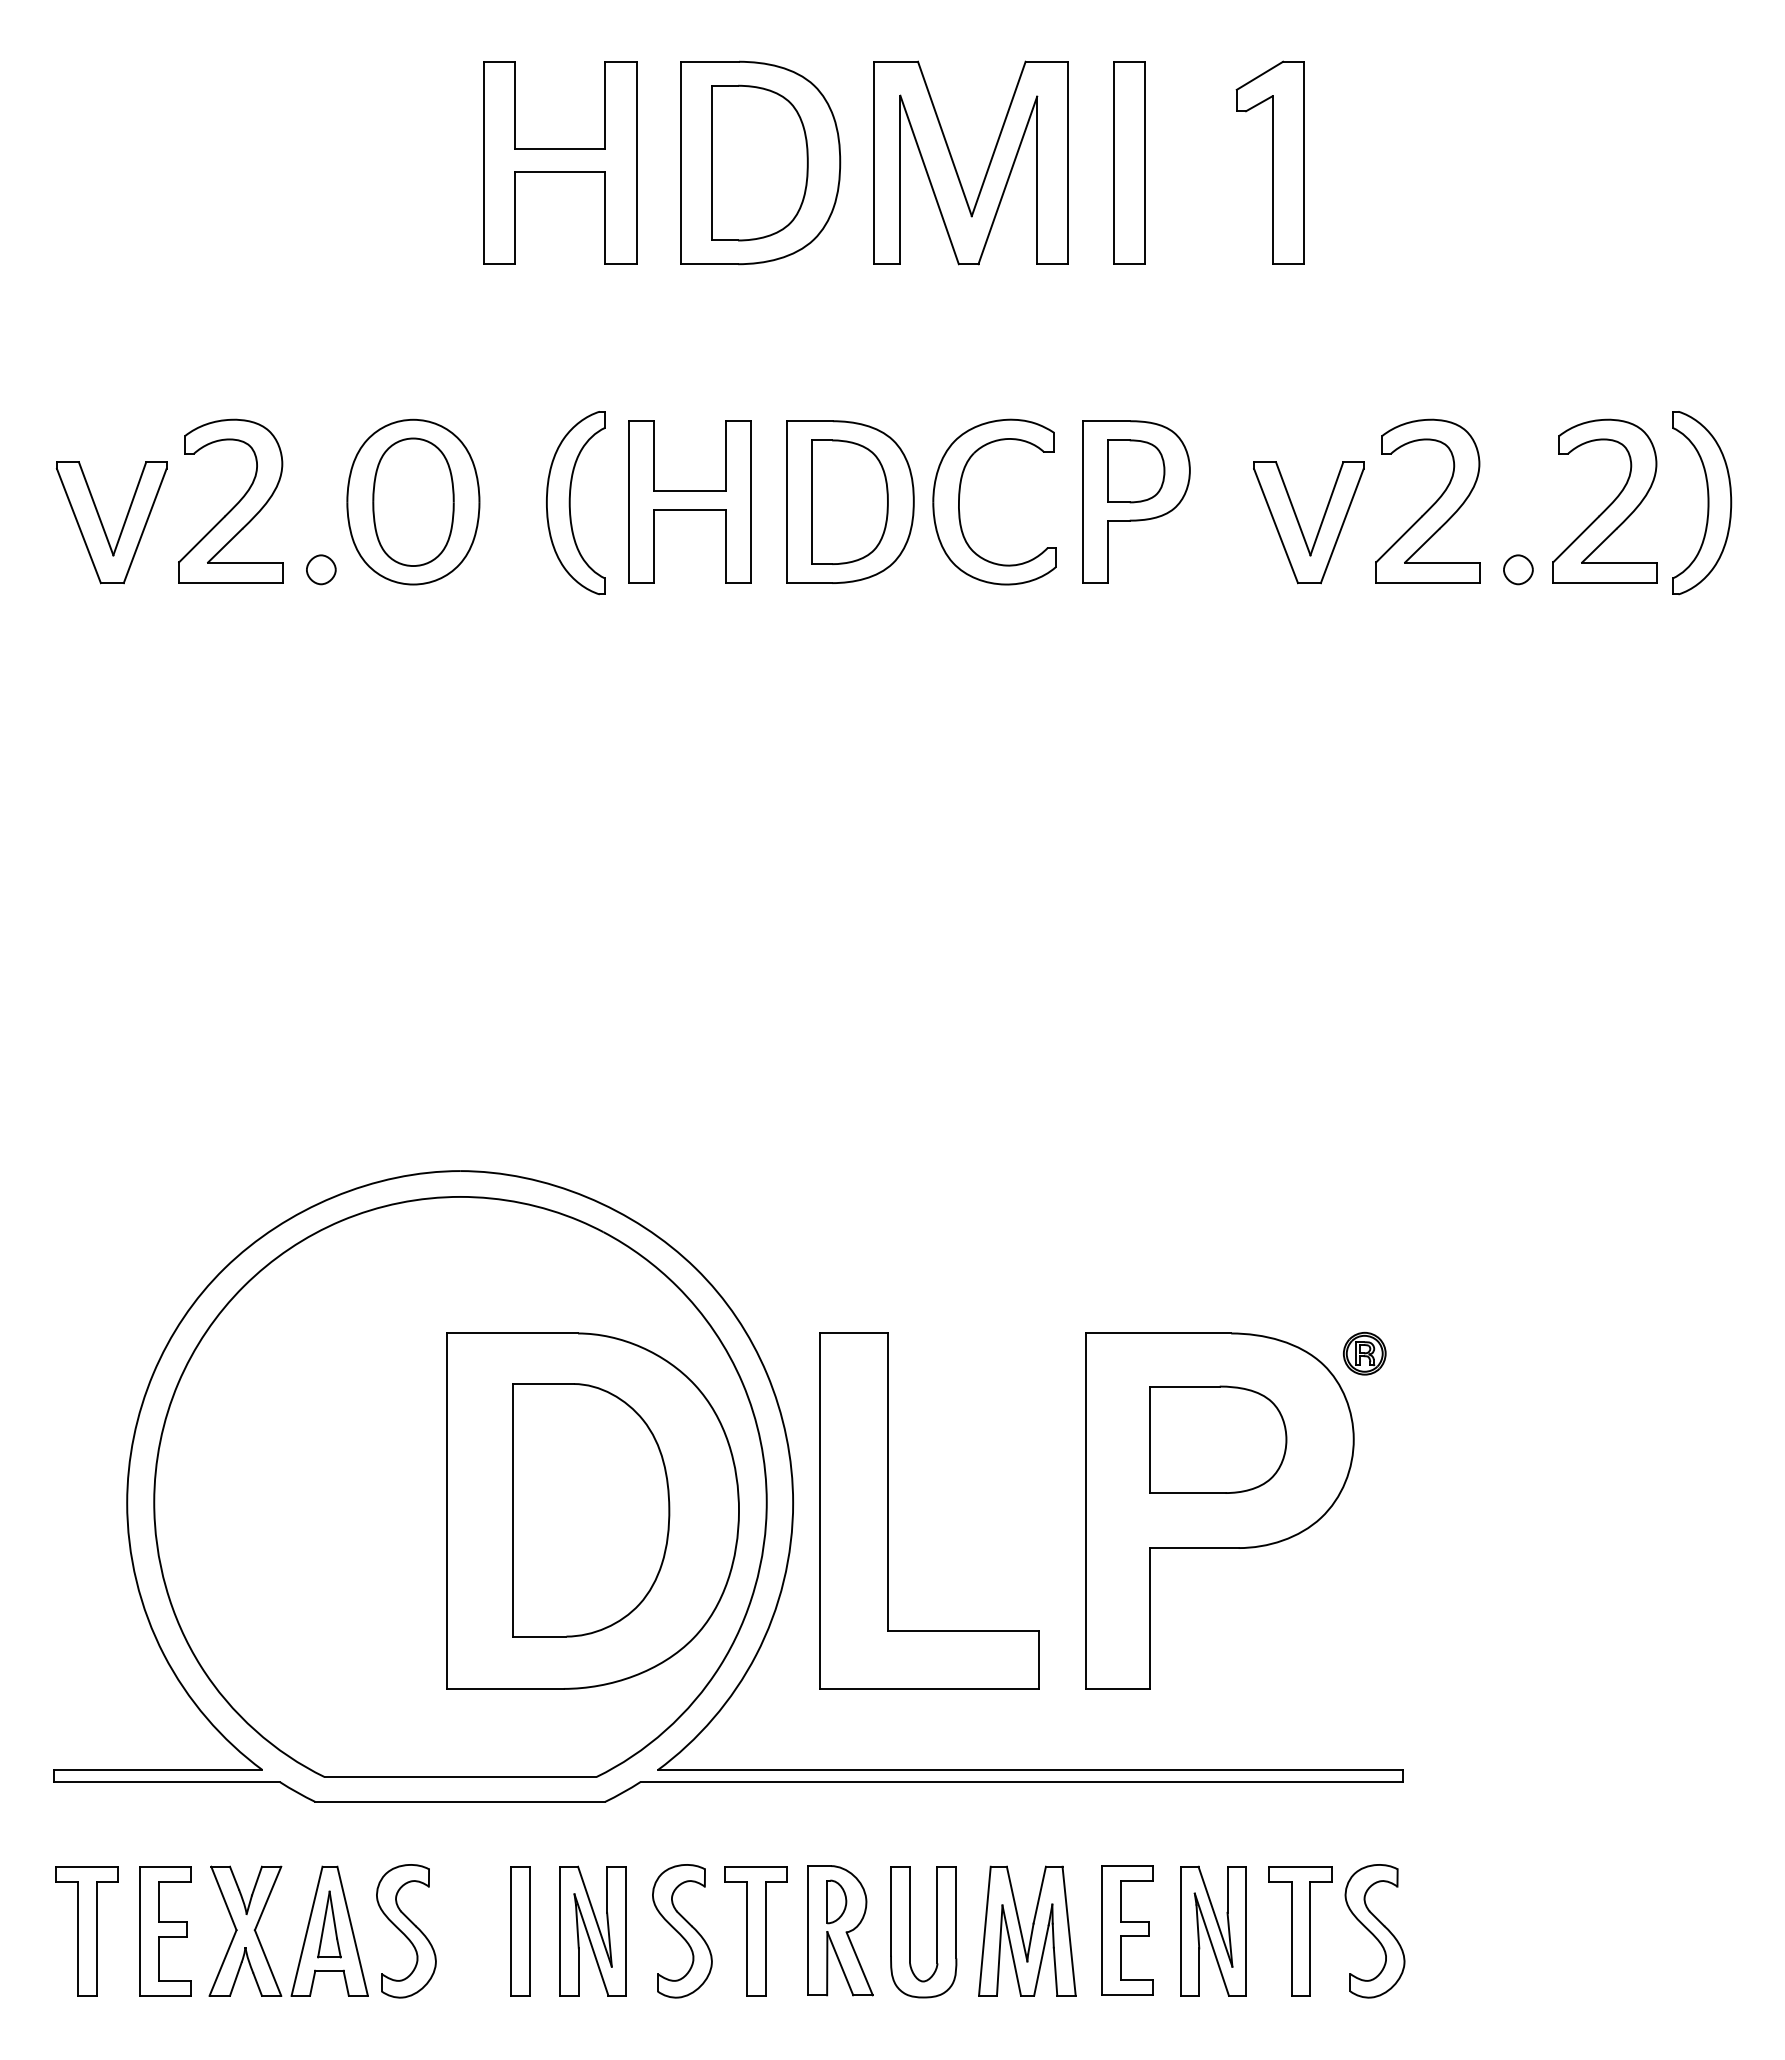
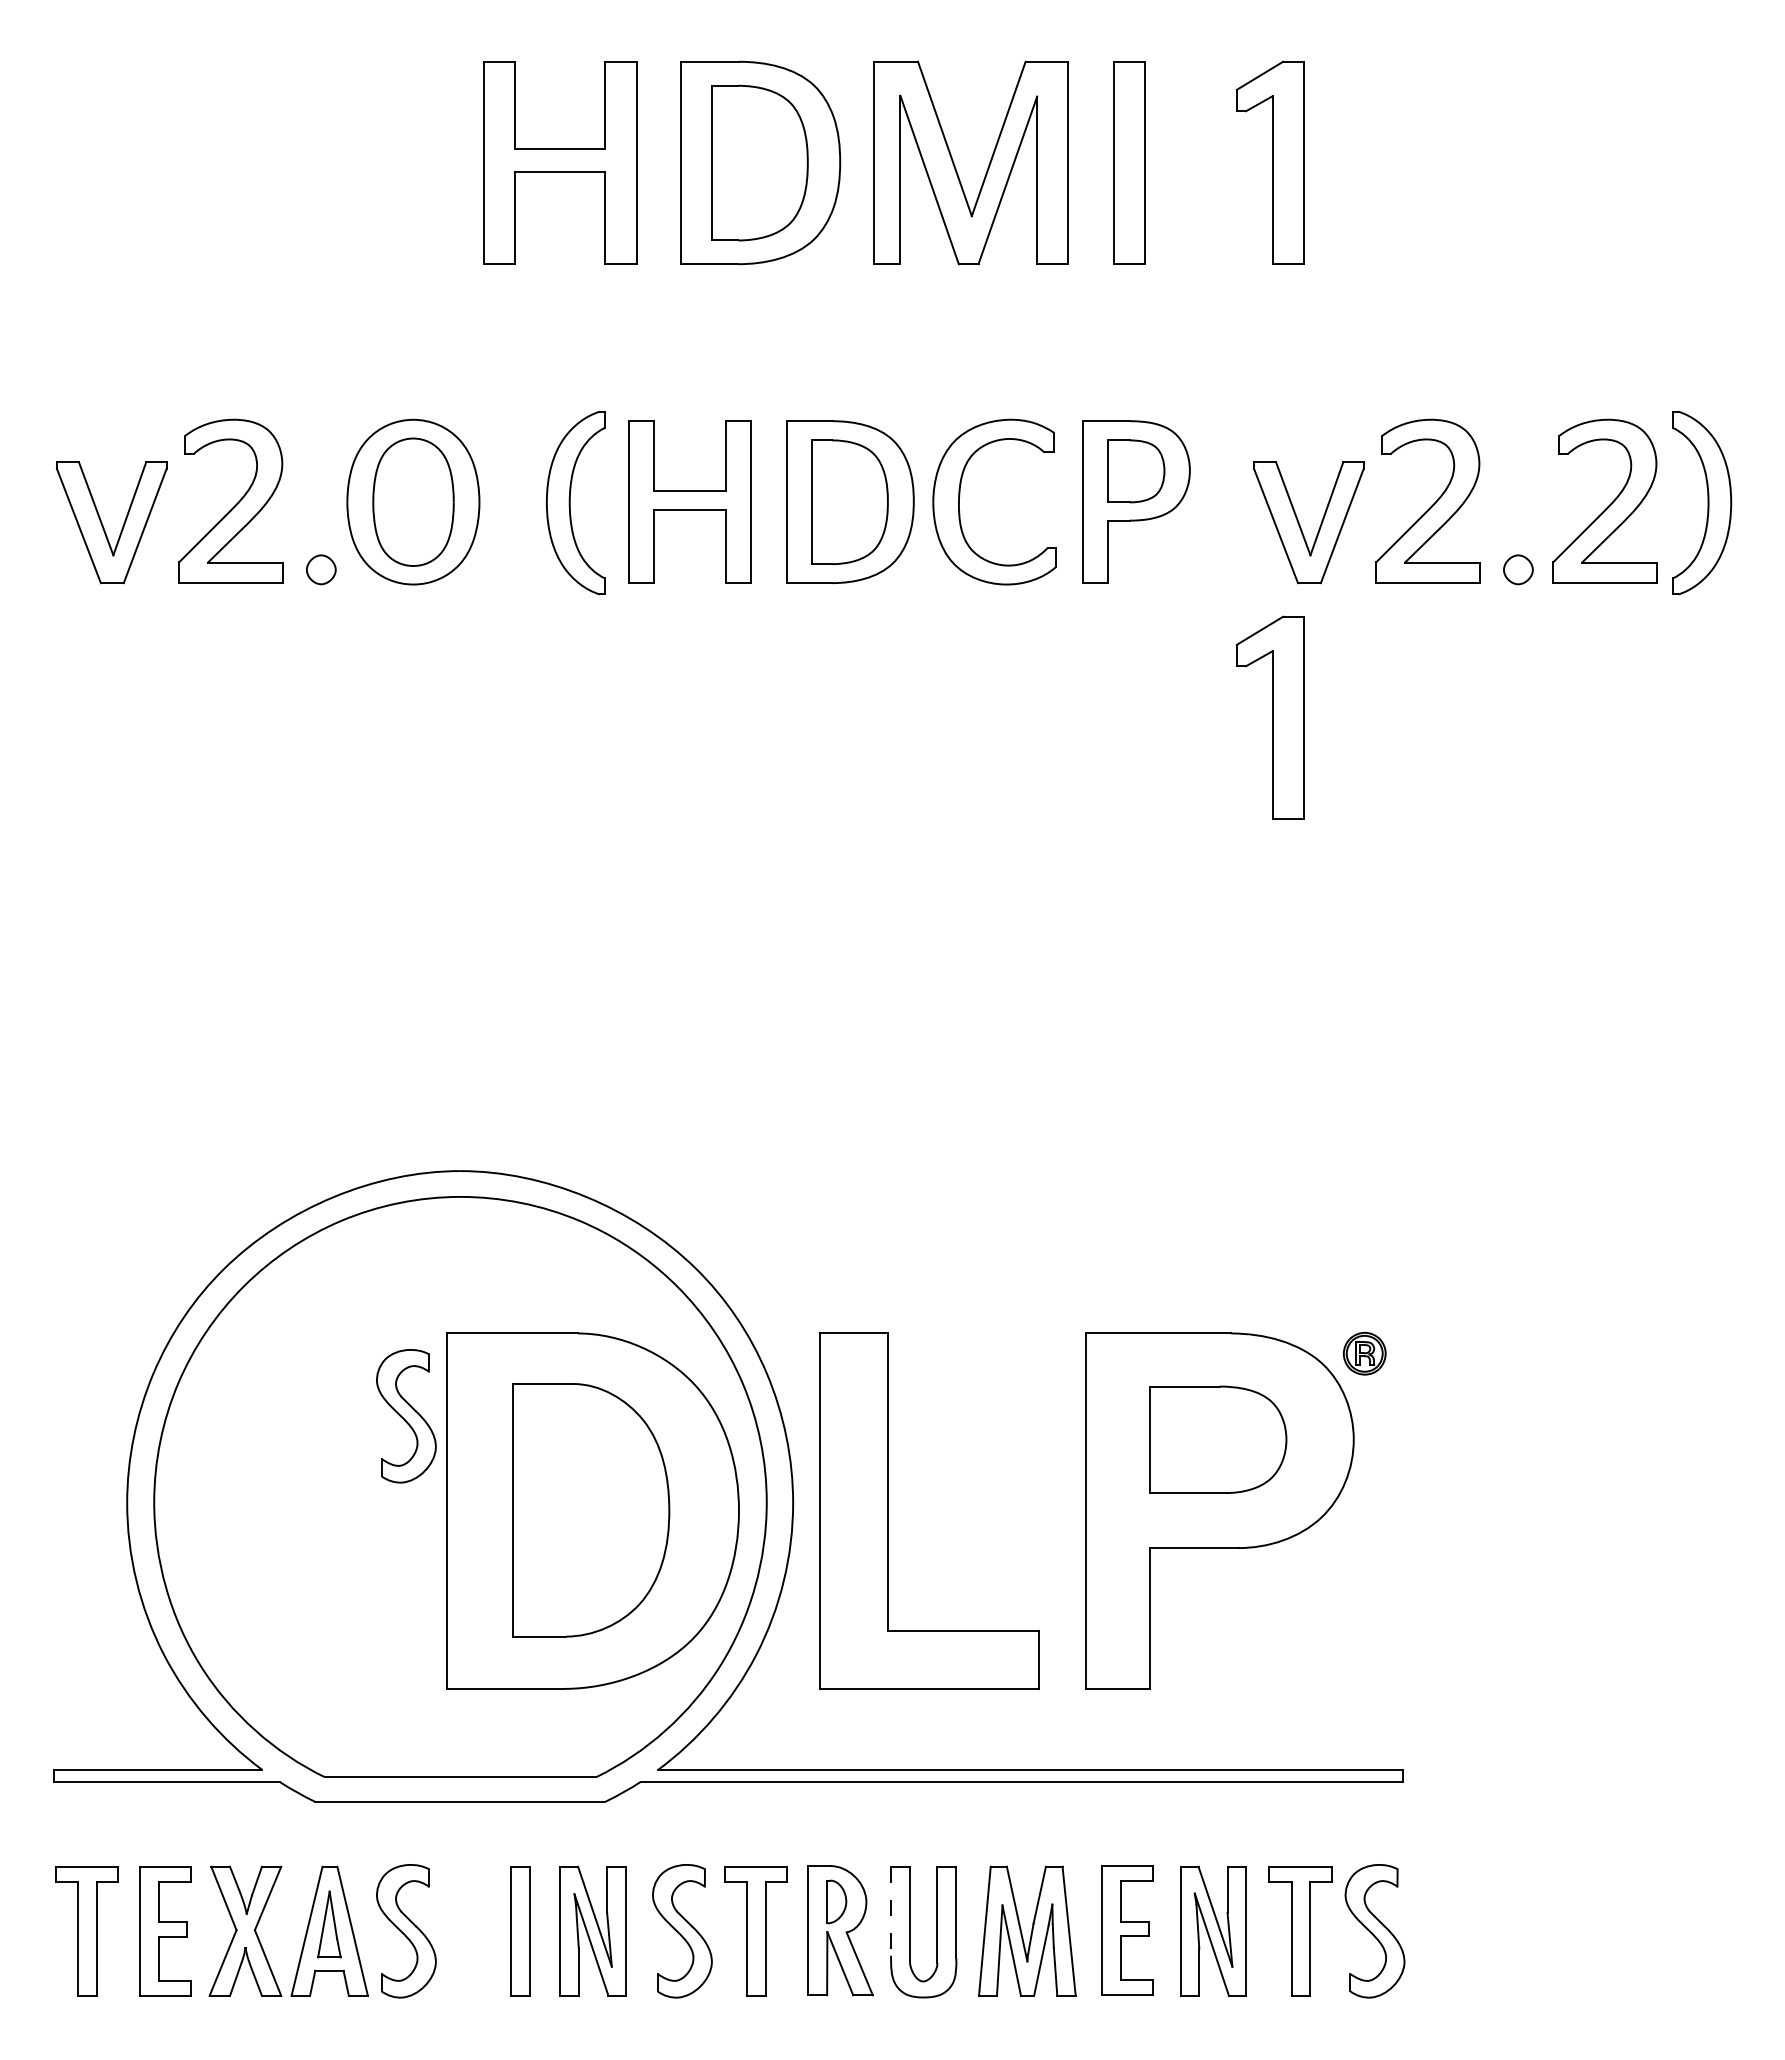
part: none -> present (1269, 717)
part: none -> present (406, 1416)
line: solid -> dashed (891, 1911)
